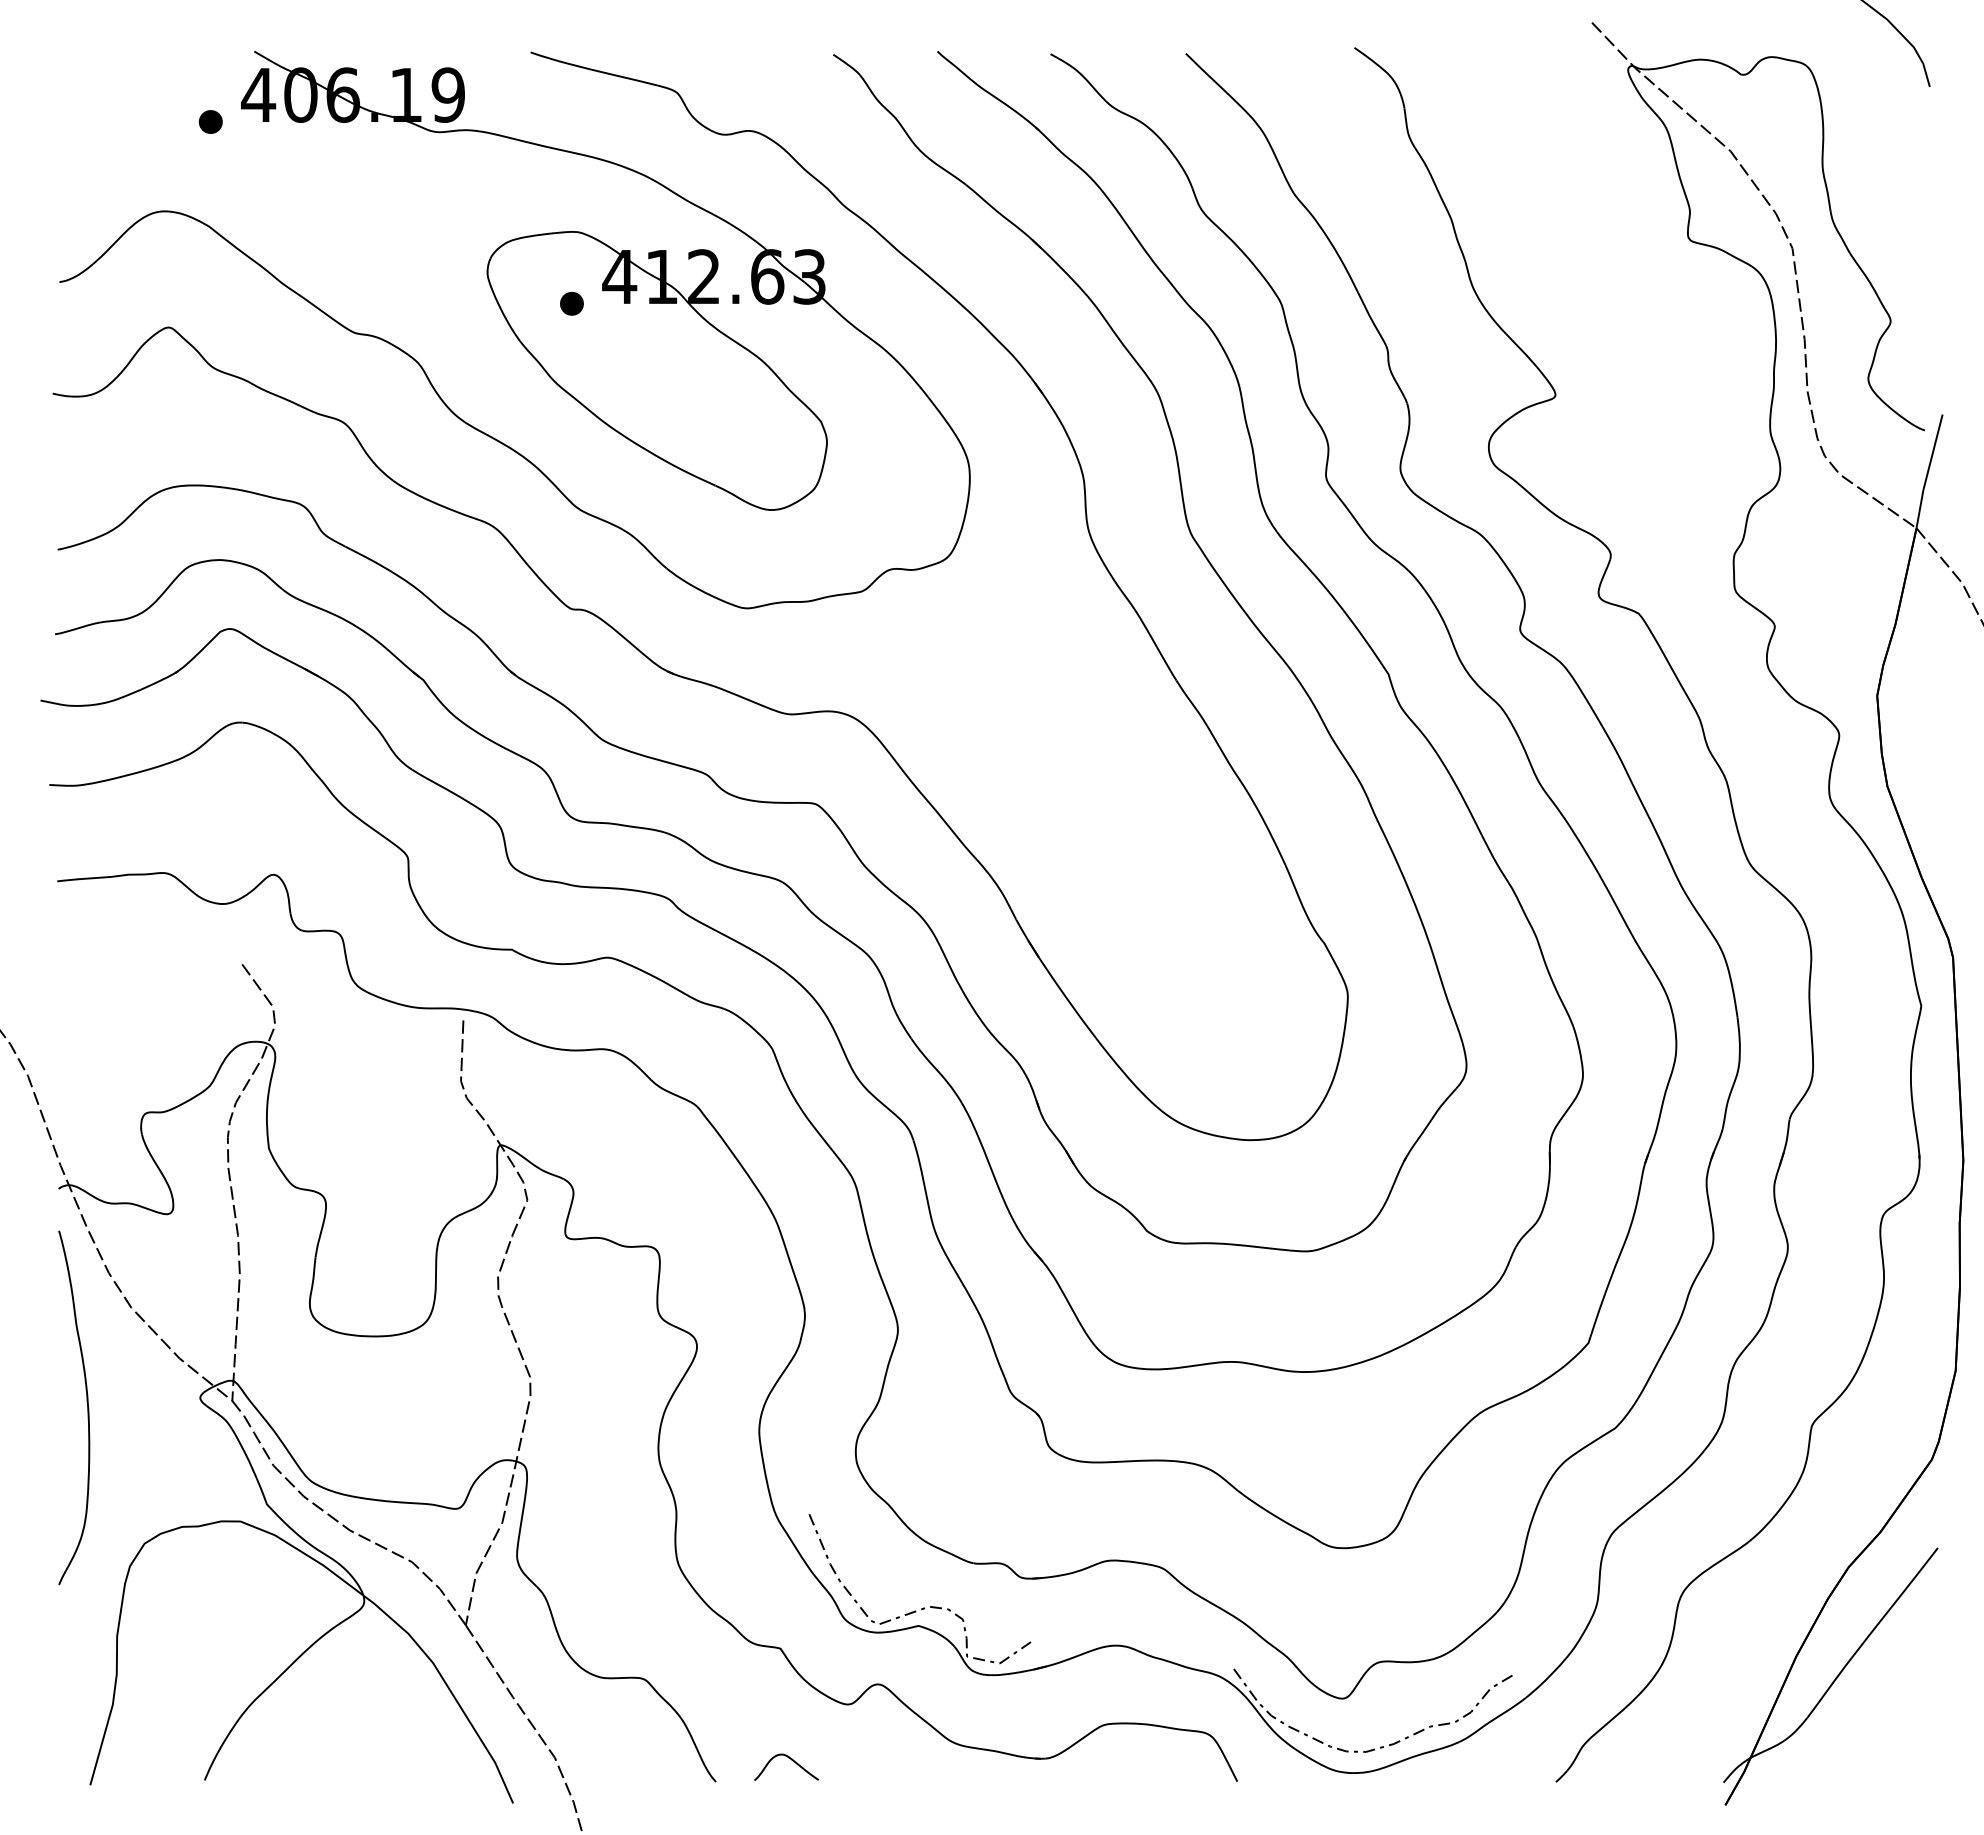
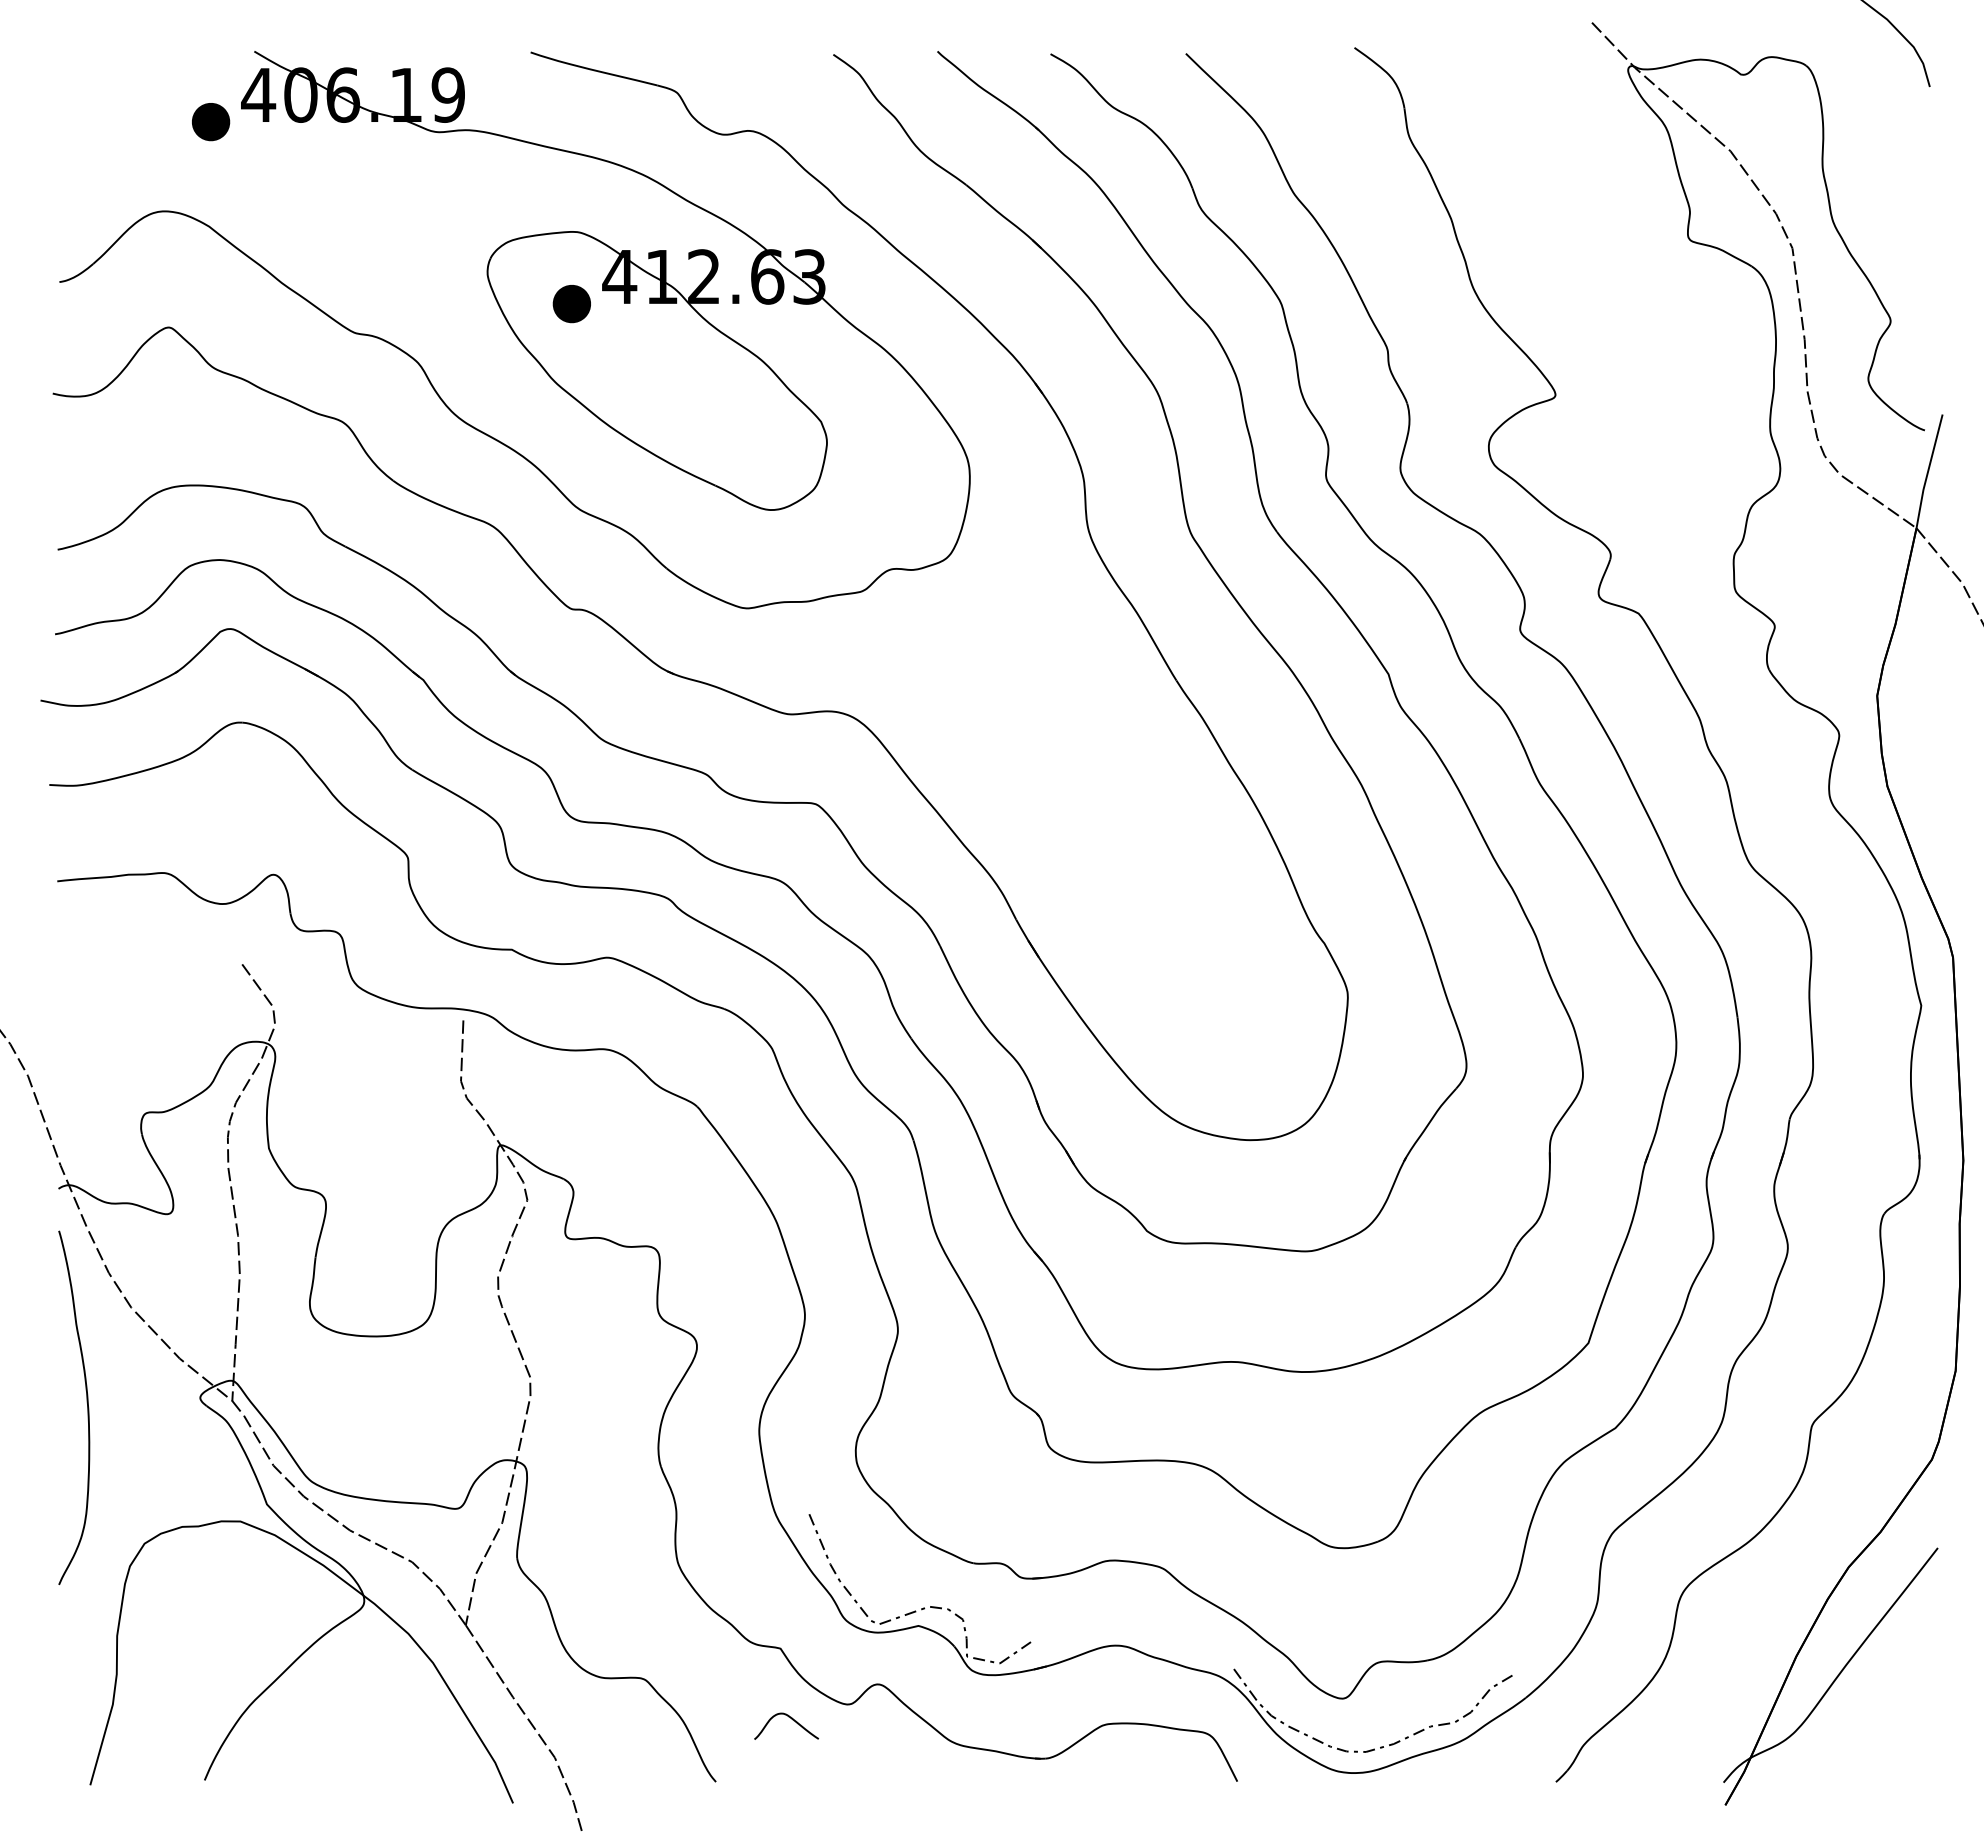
part size: 25x24 px -> 39x39 px (211, 122)
part size: 24x25 px -> 39x39 px (571, 304)
curve position: (791, 1760) -> (791, 1719) (791, 1719)
